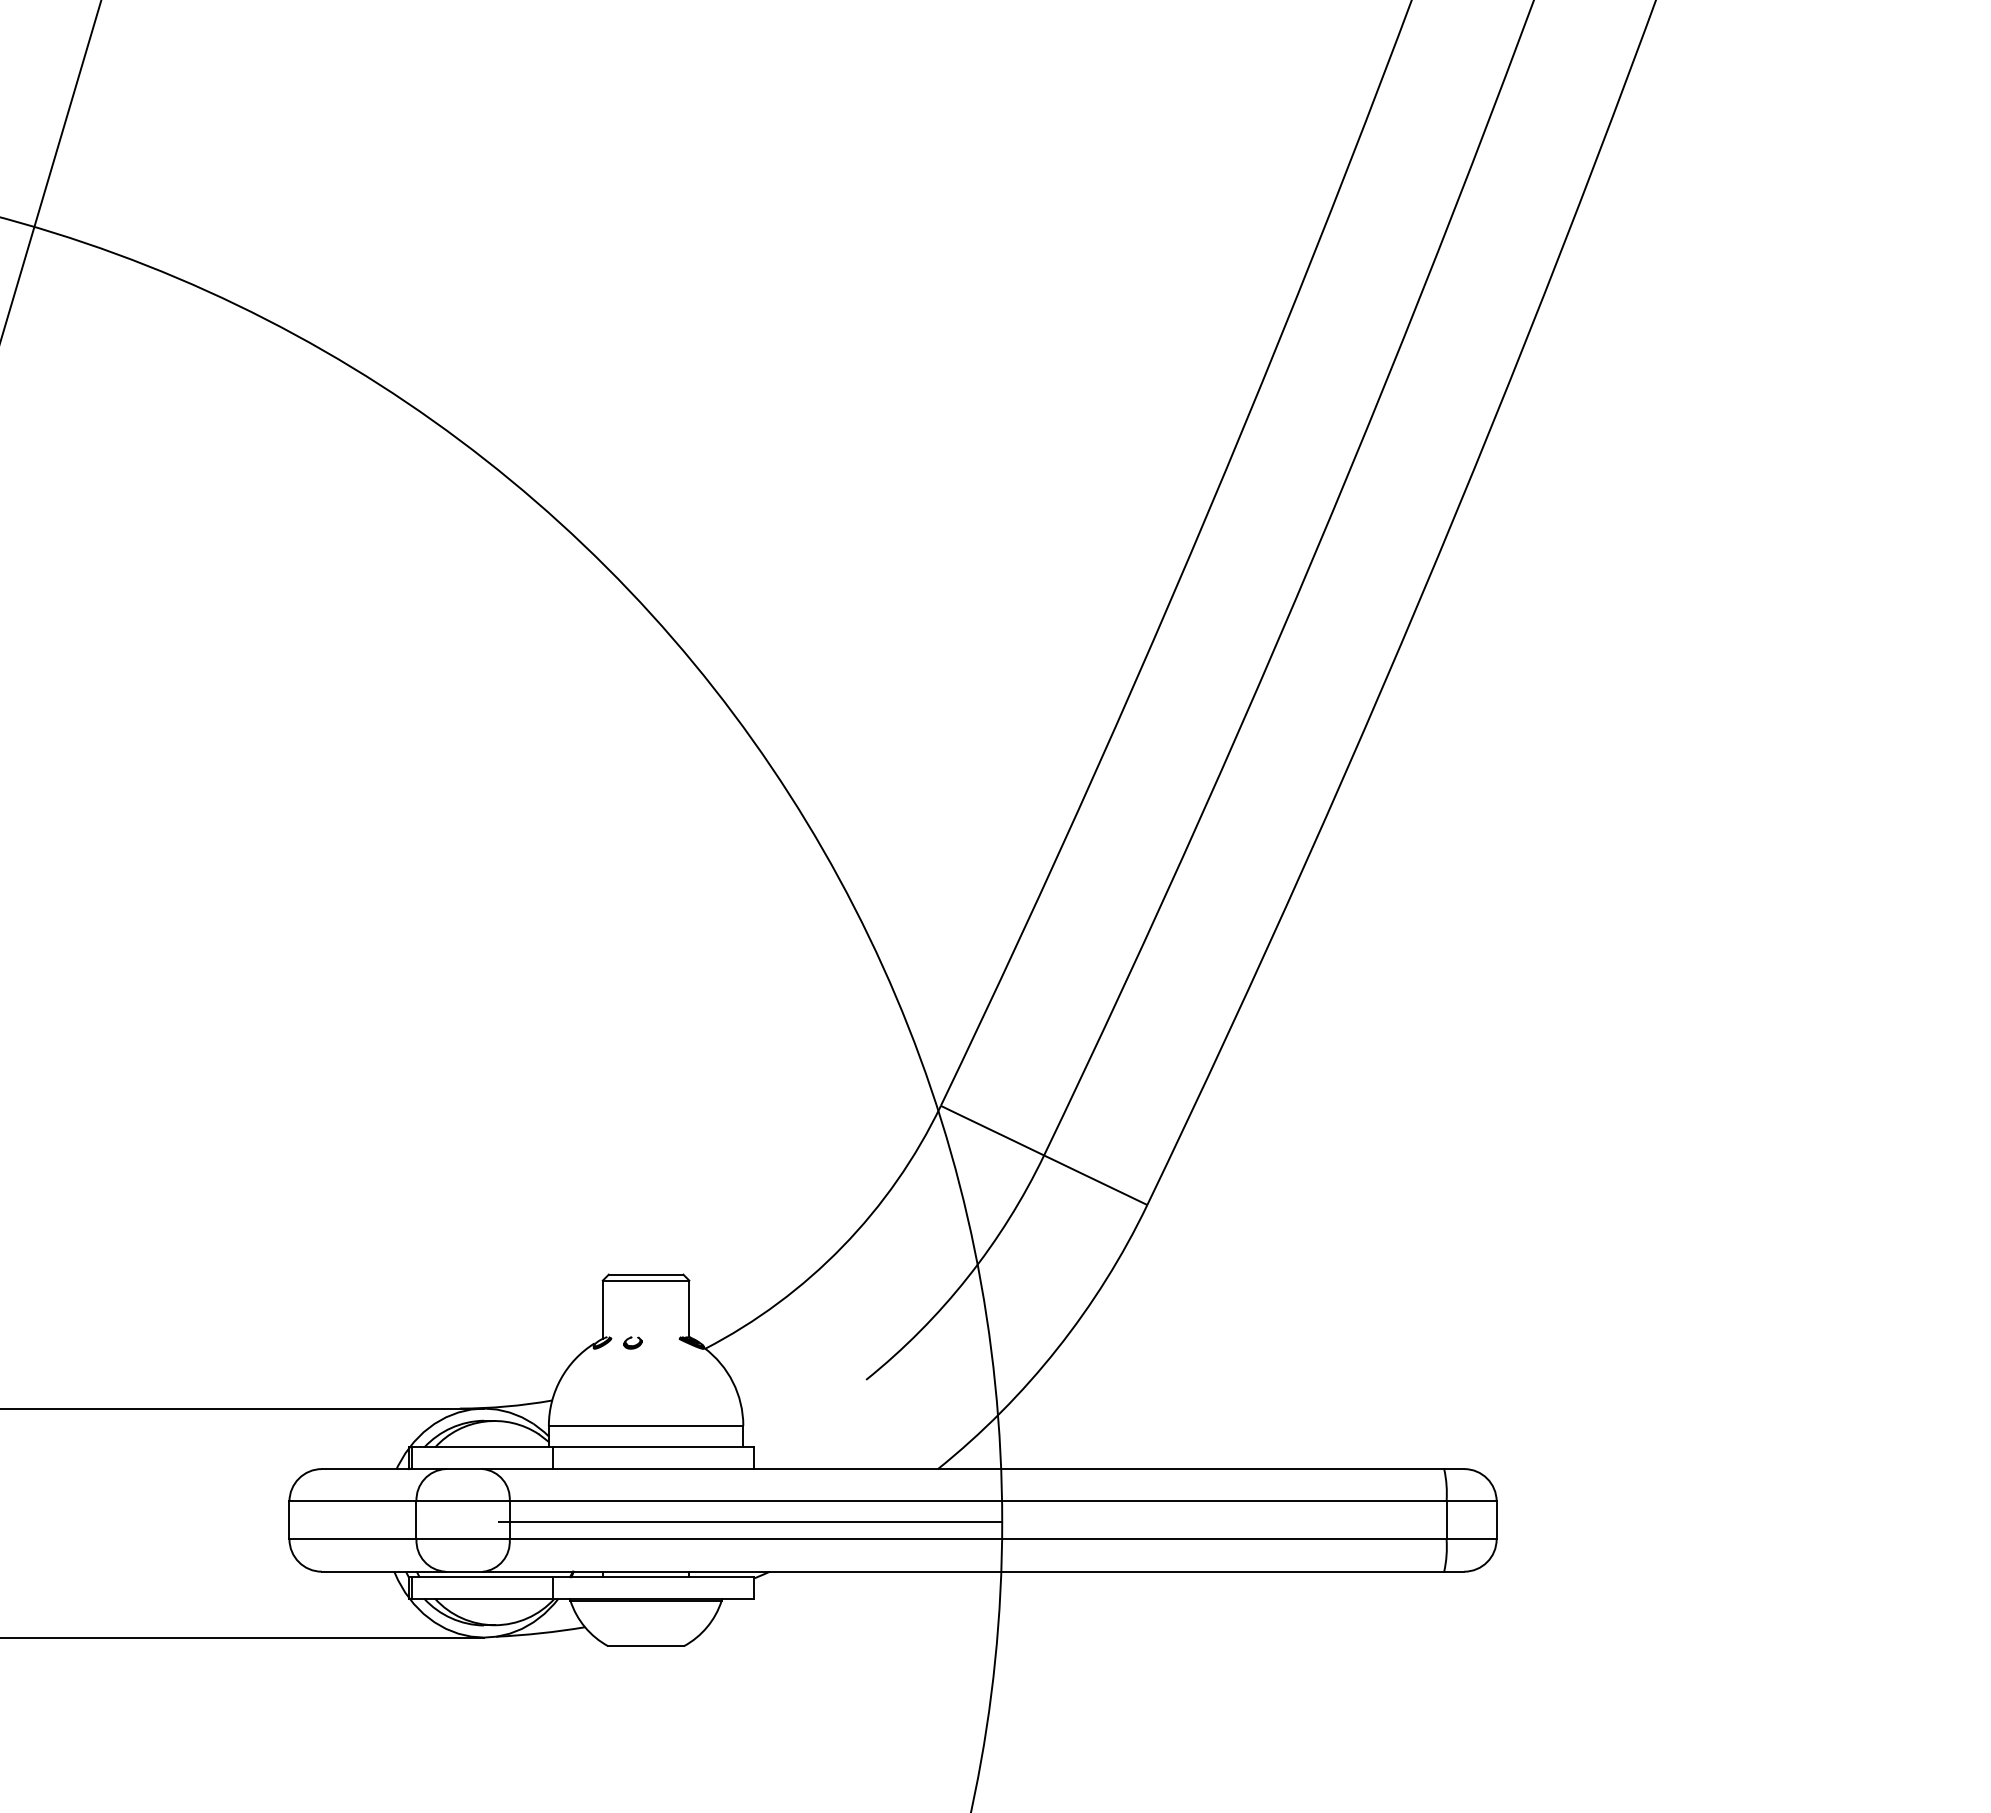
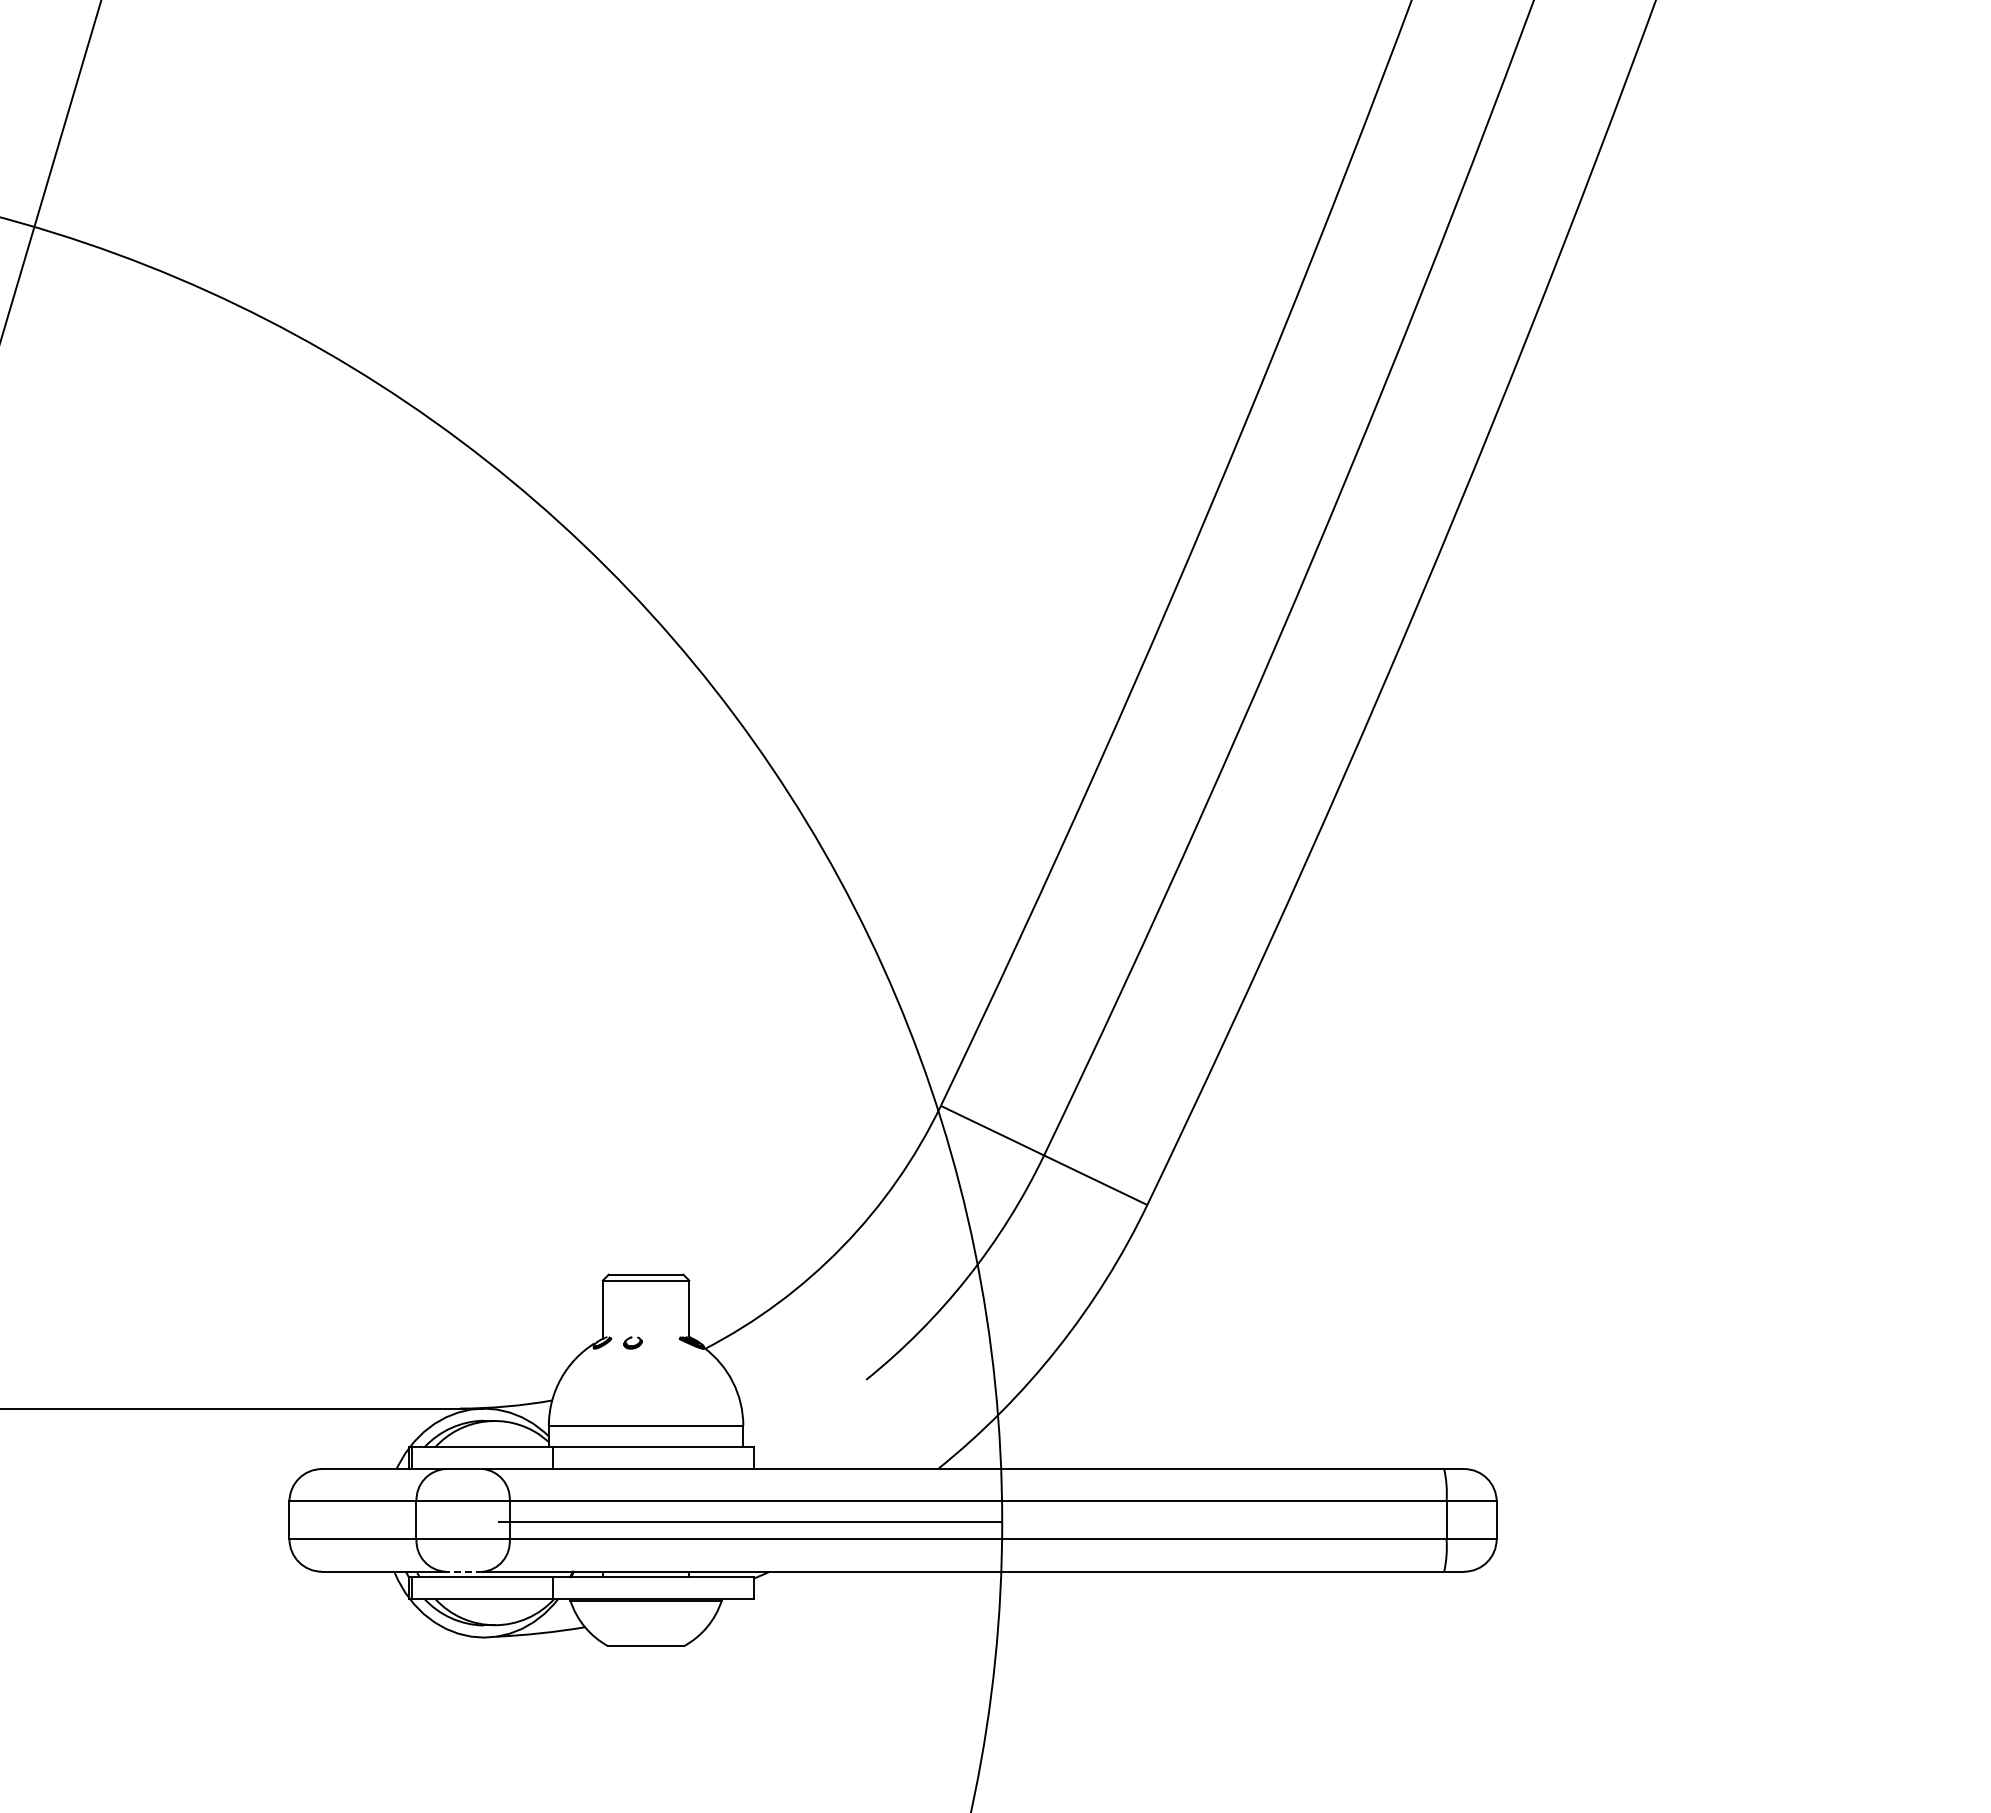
line: solid -> dashed (464, 1571)
line: present -> none (243, 1637)
